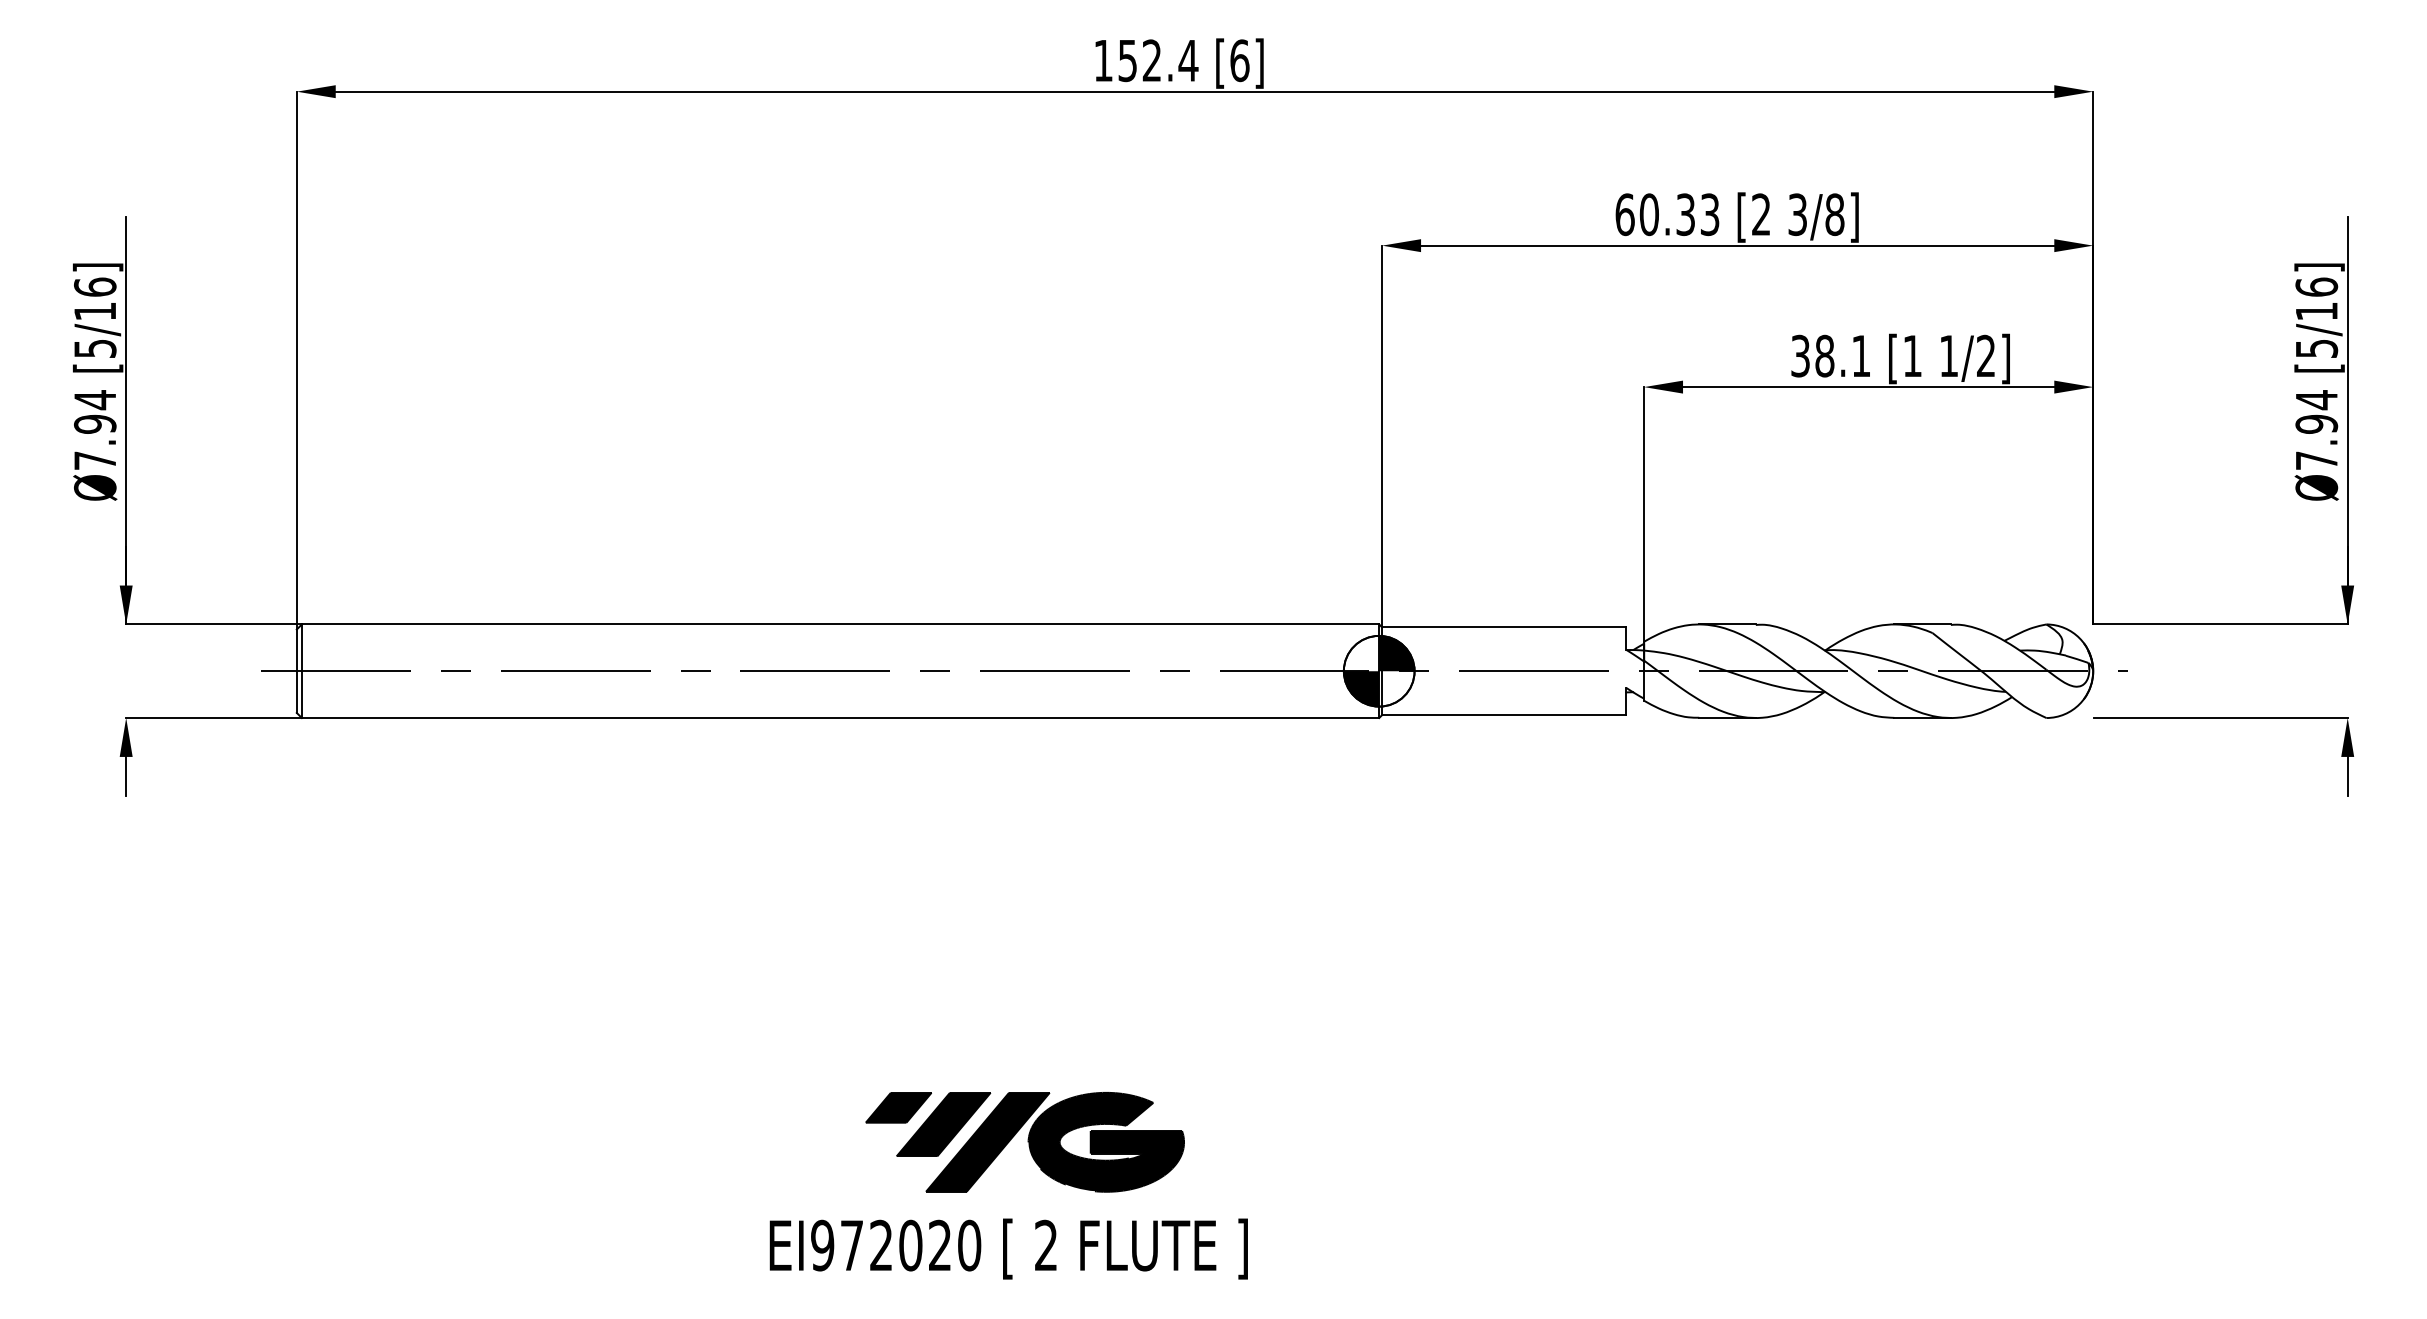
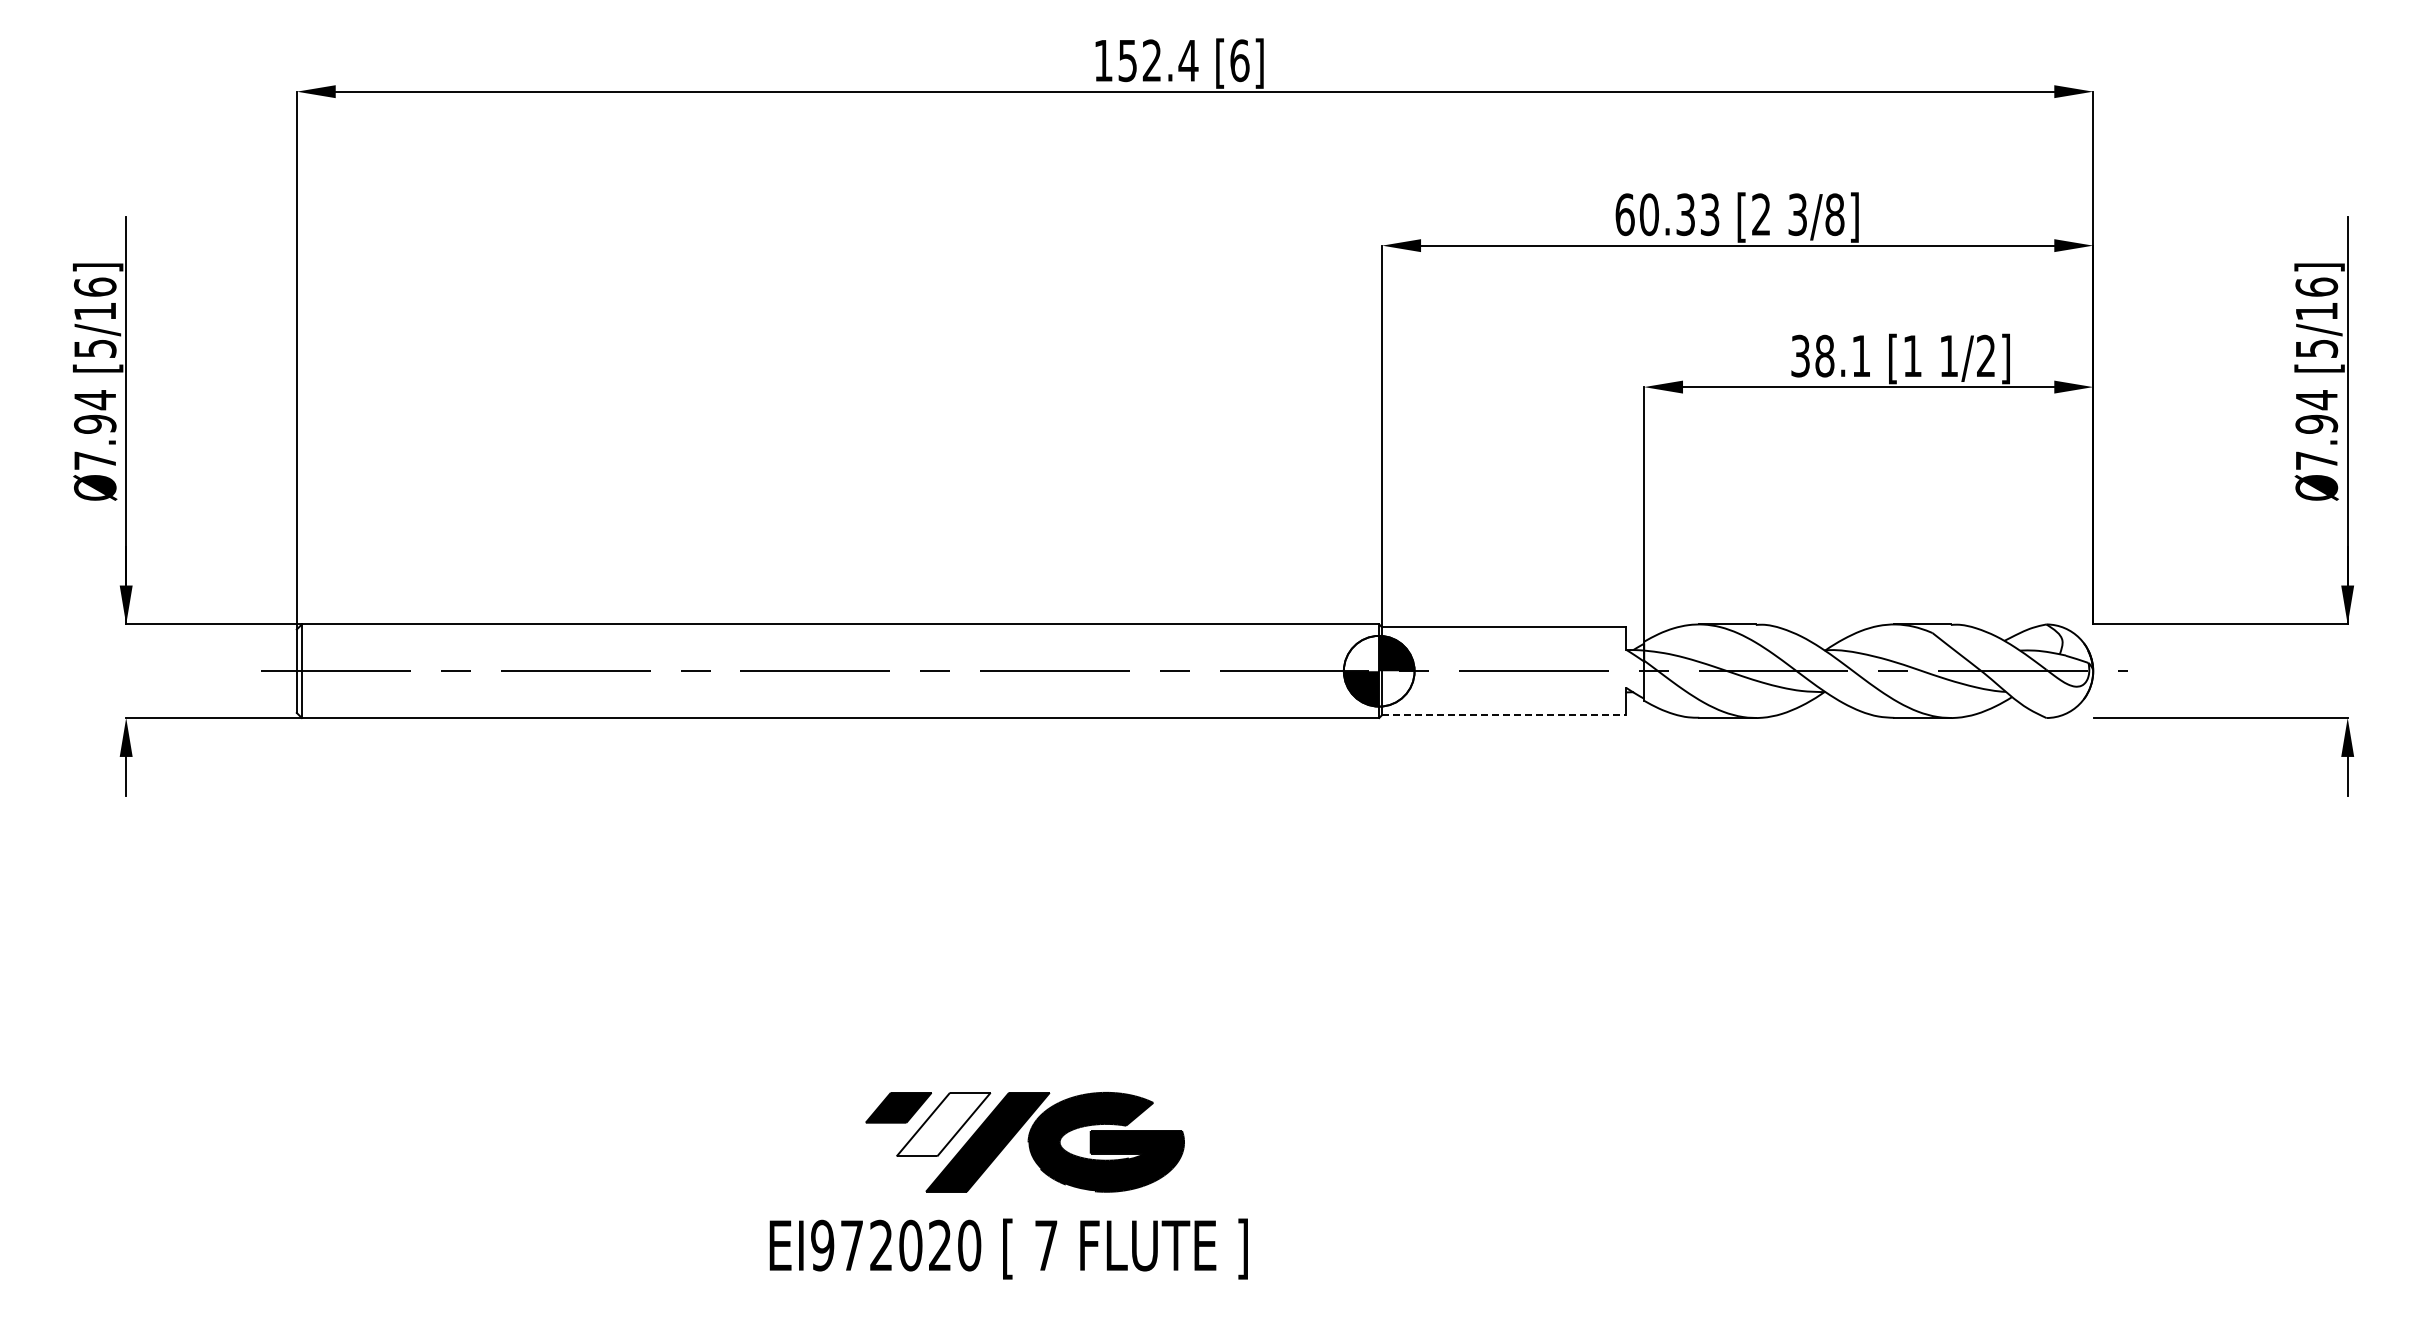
line: solid -> dashed (1504, 715)
fill: present -> none (943, 1124)
text: 2 -> 7 (1046, 1244)
